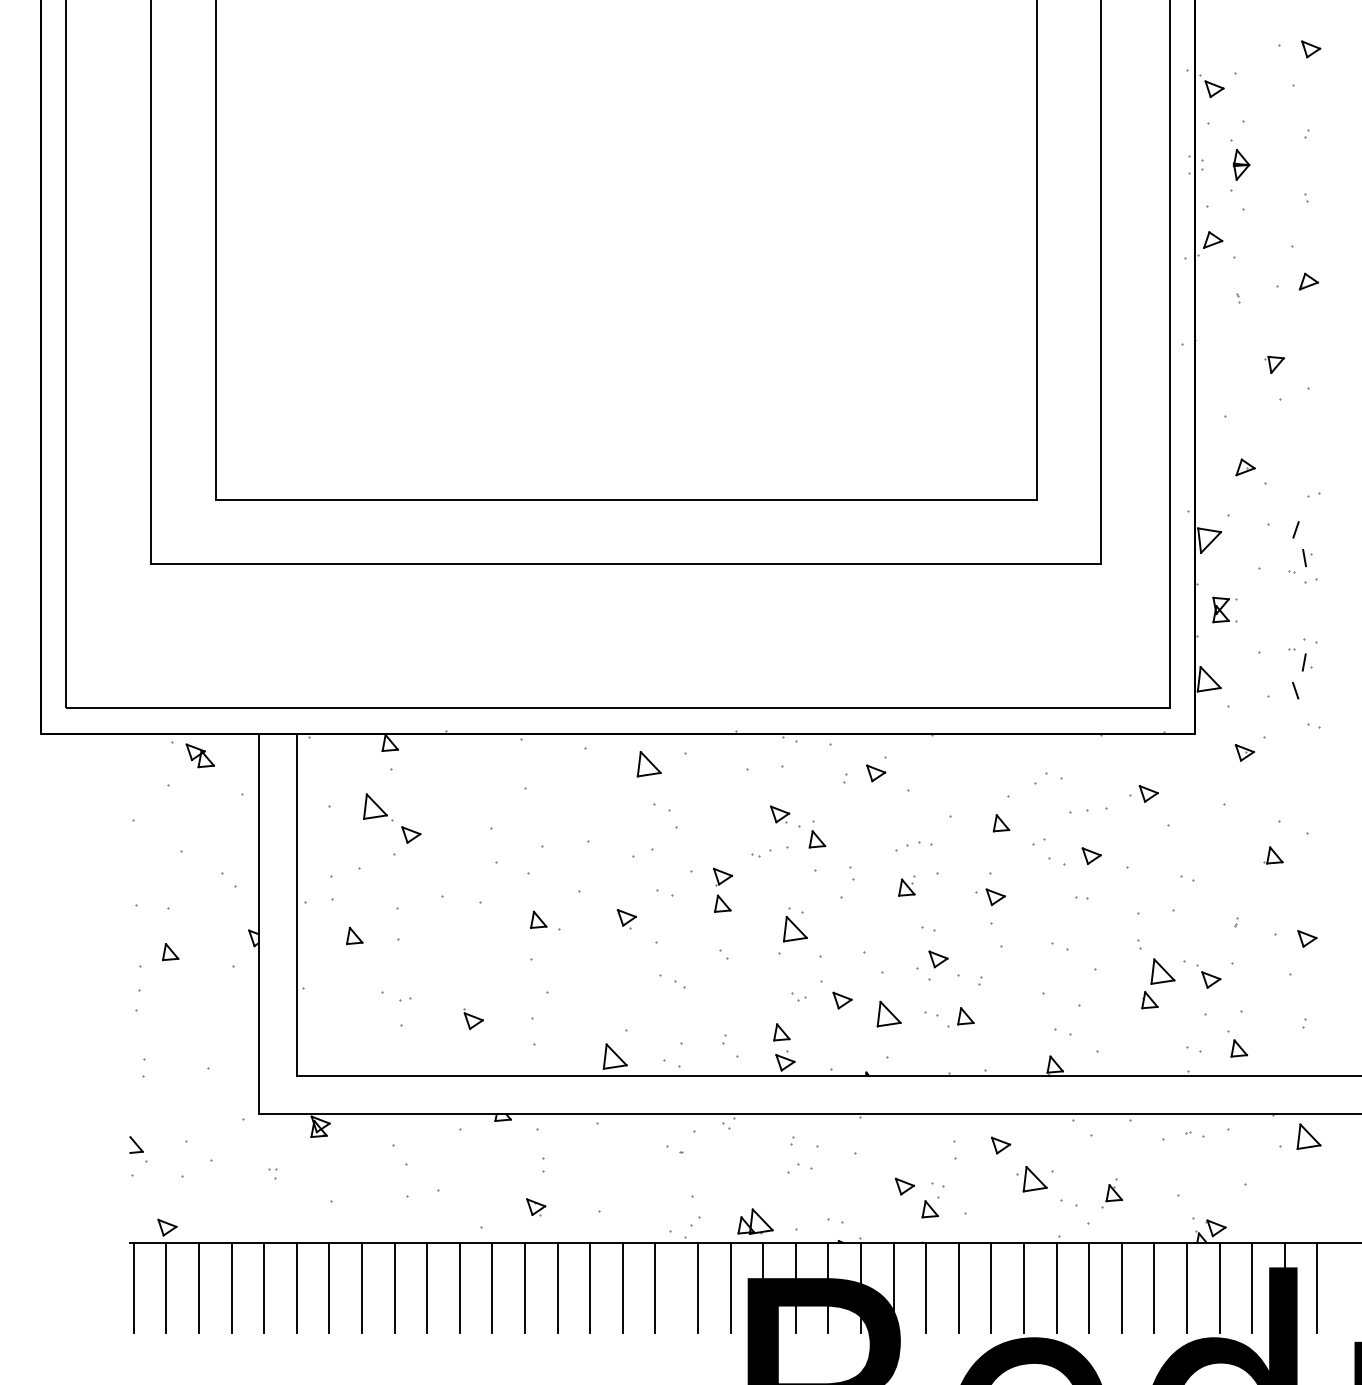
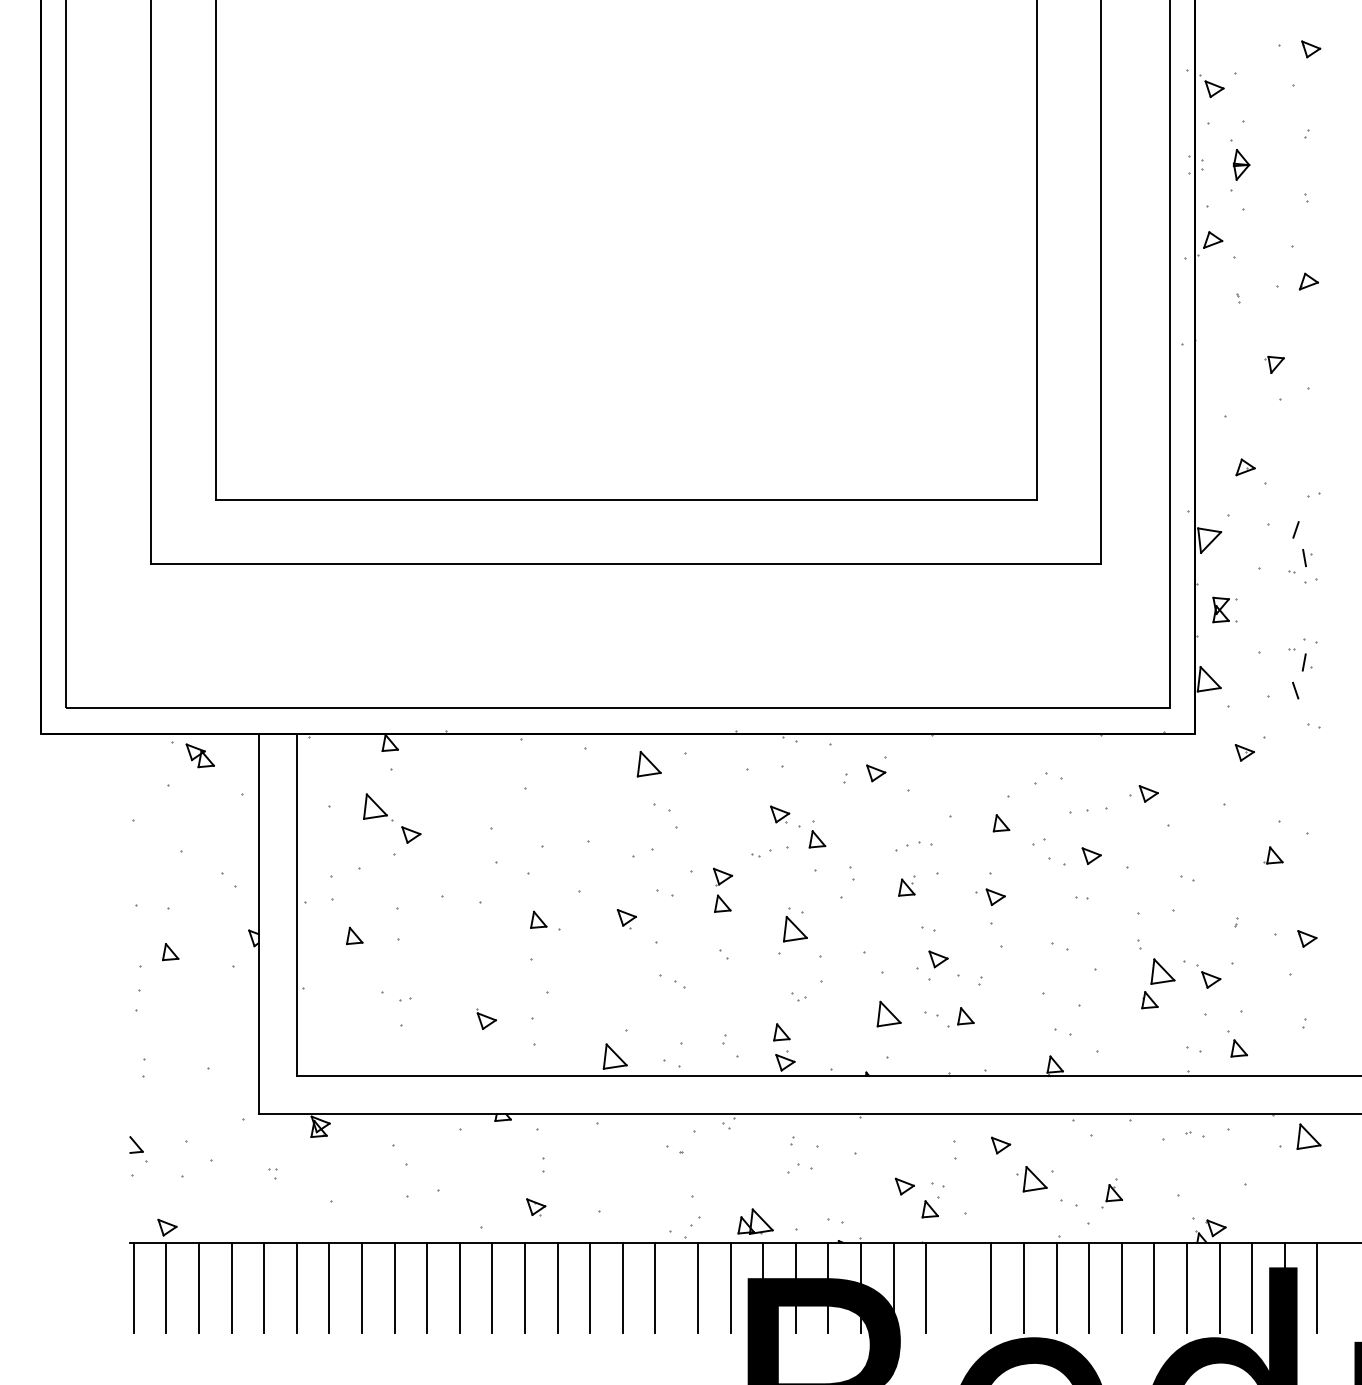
part: present -> none (842, 1000)
part position: (473, 1018) -> (486, 1018) (486, 1018)
line: present -> none (958, 1287)
